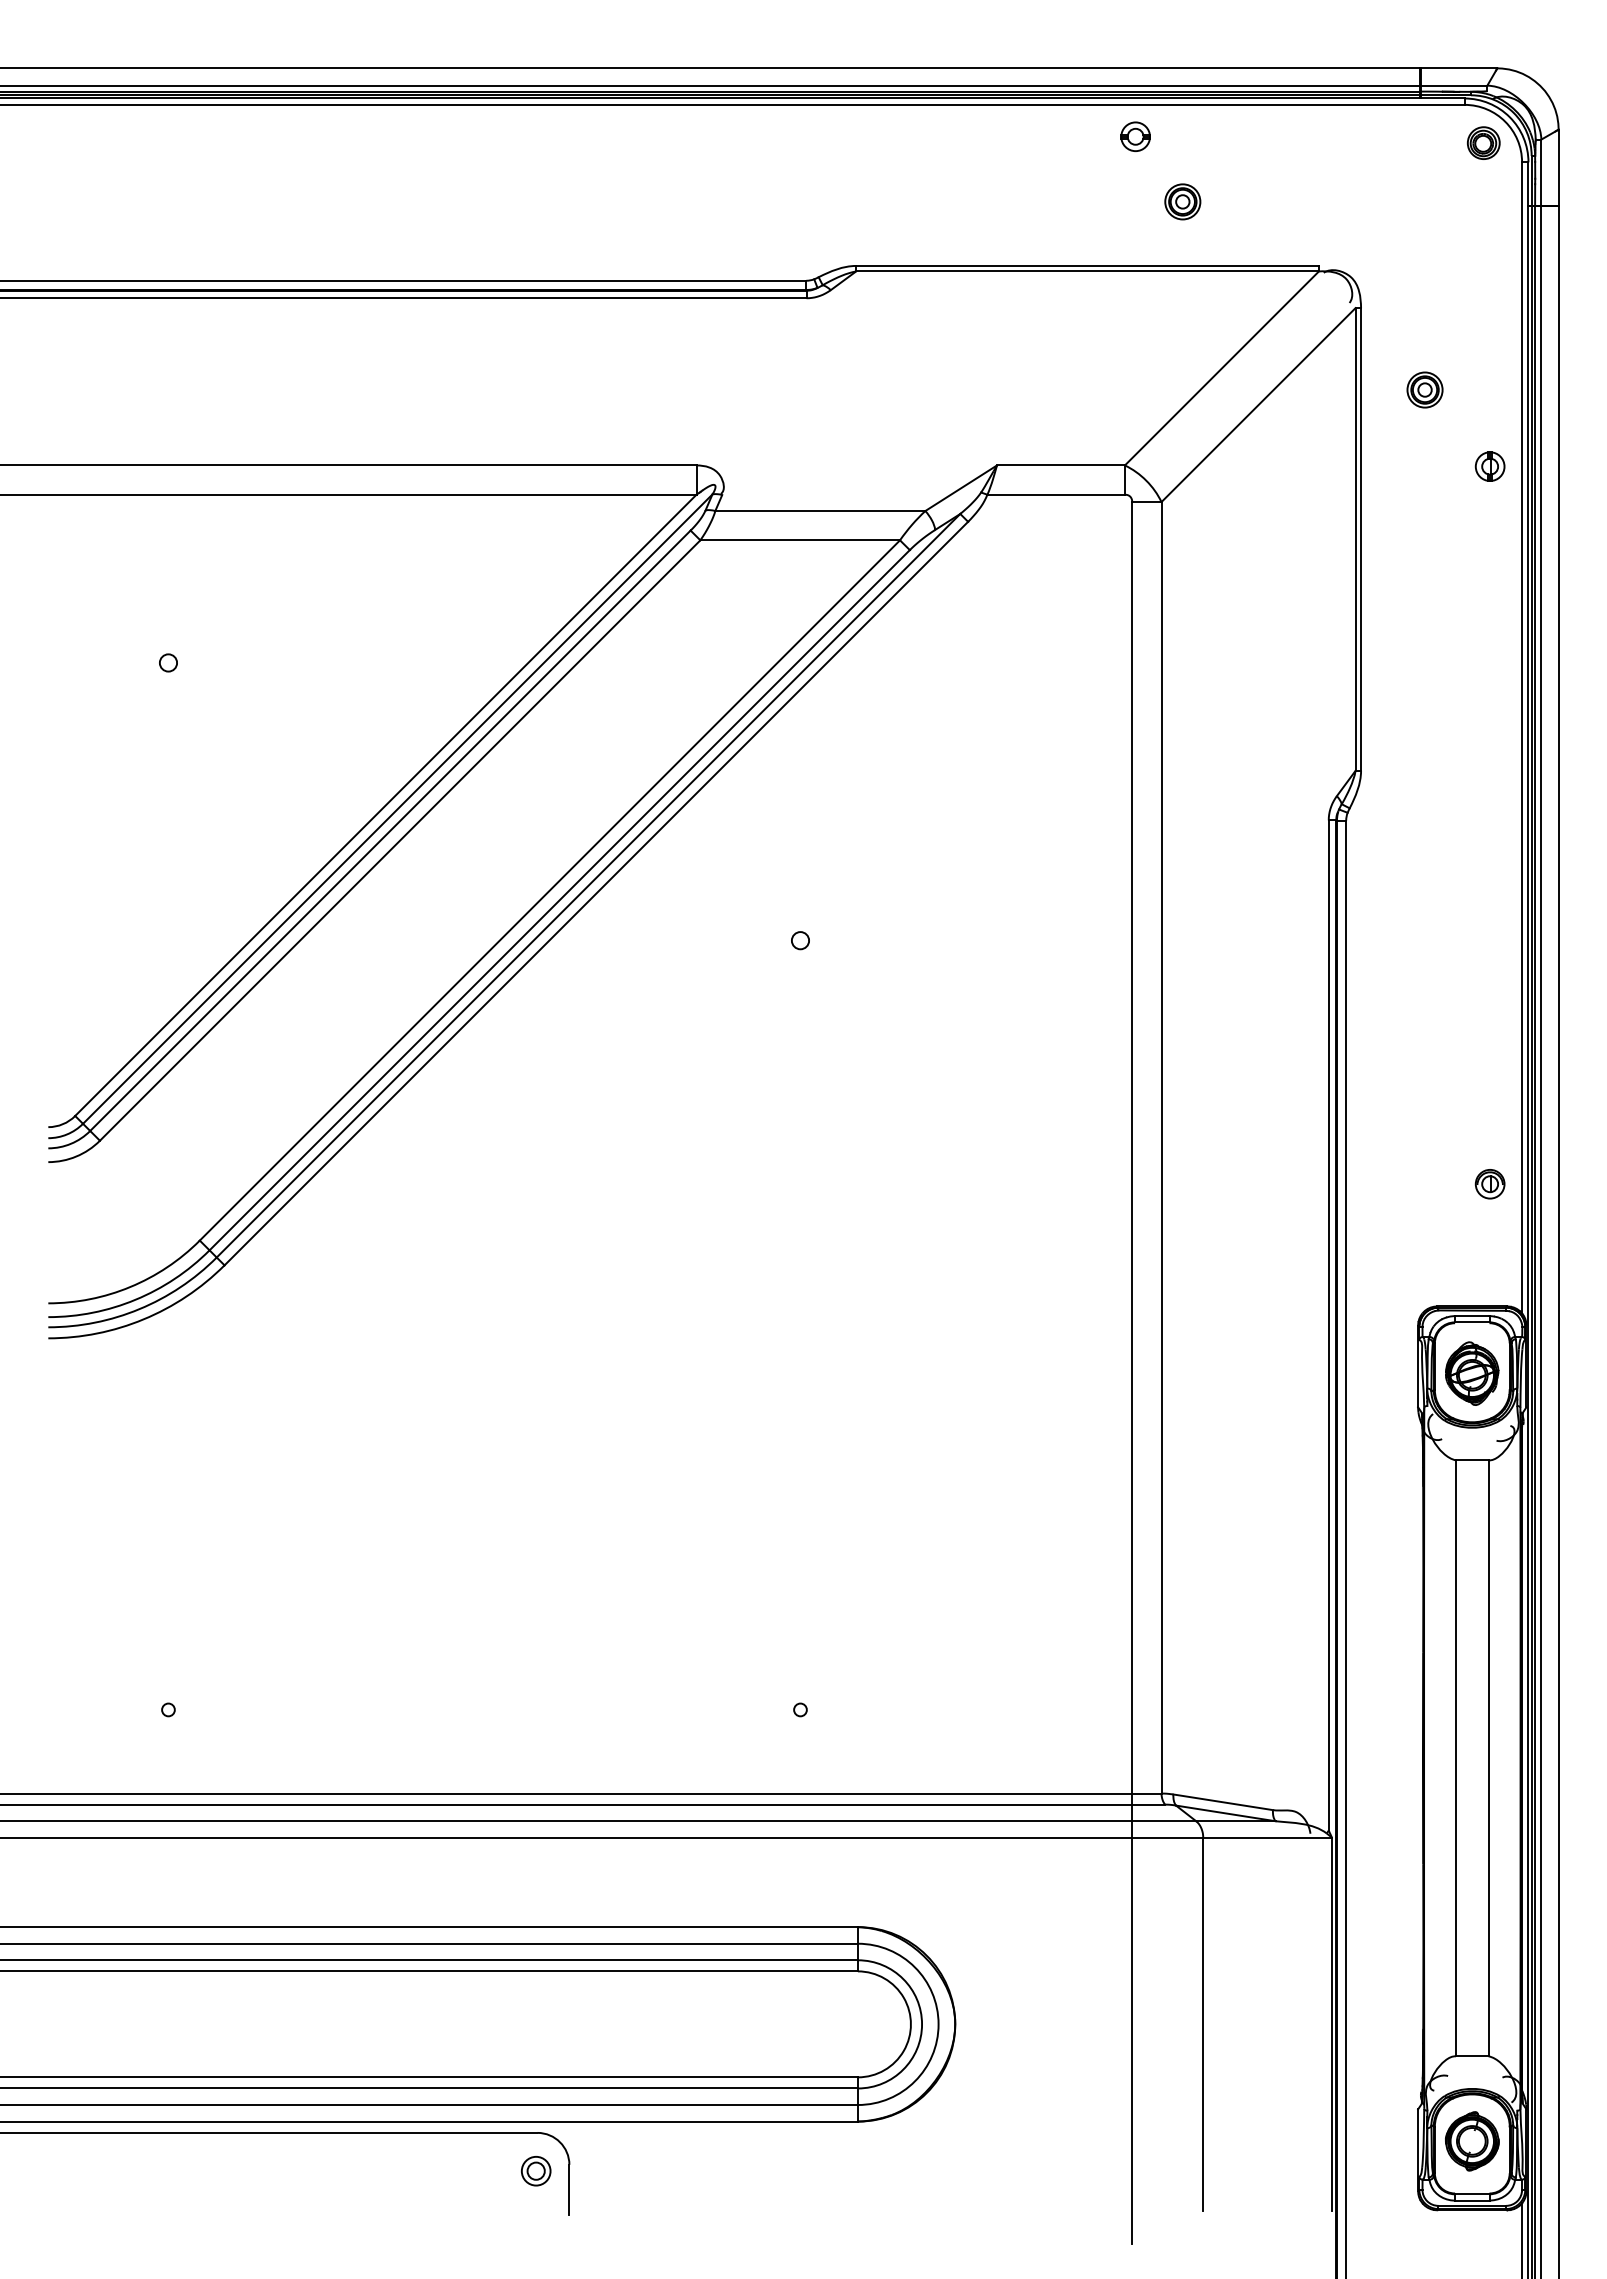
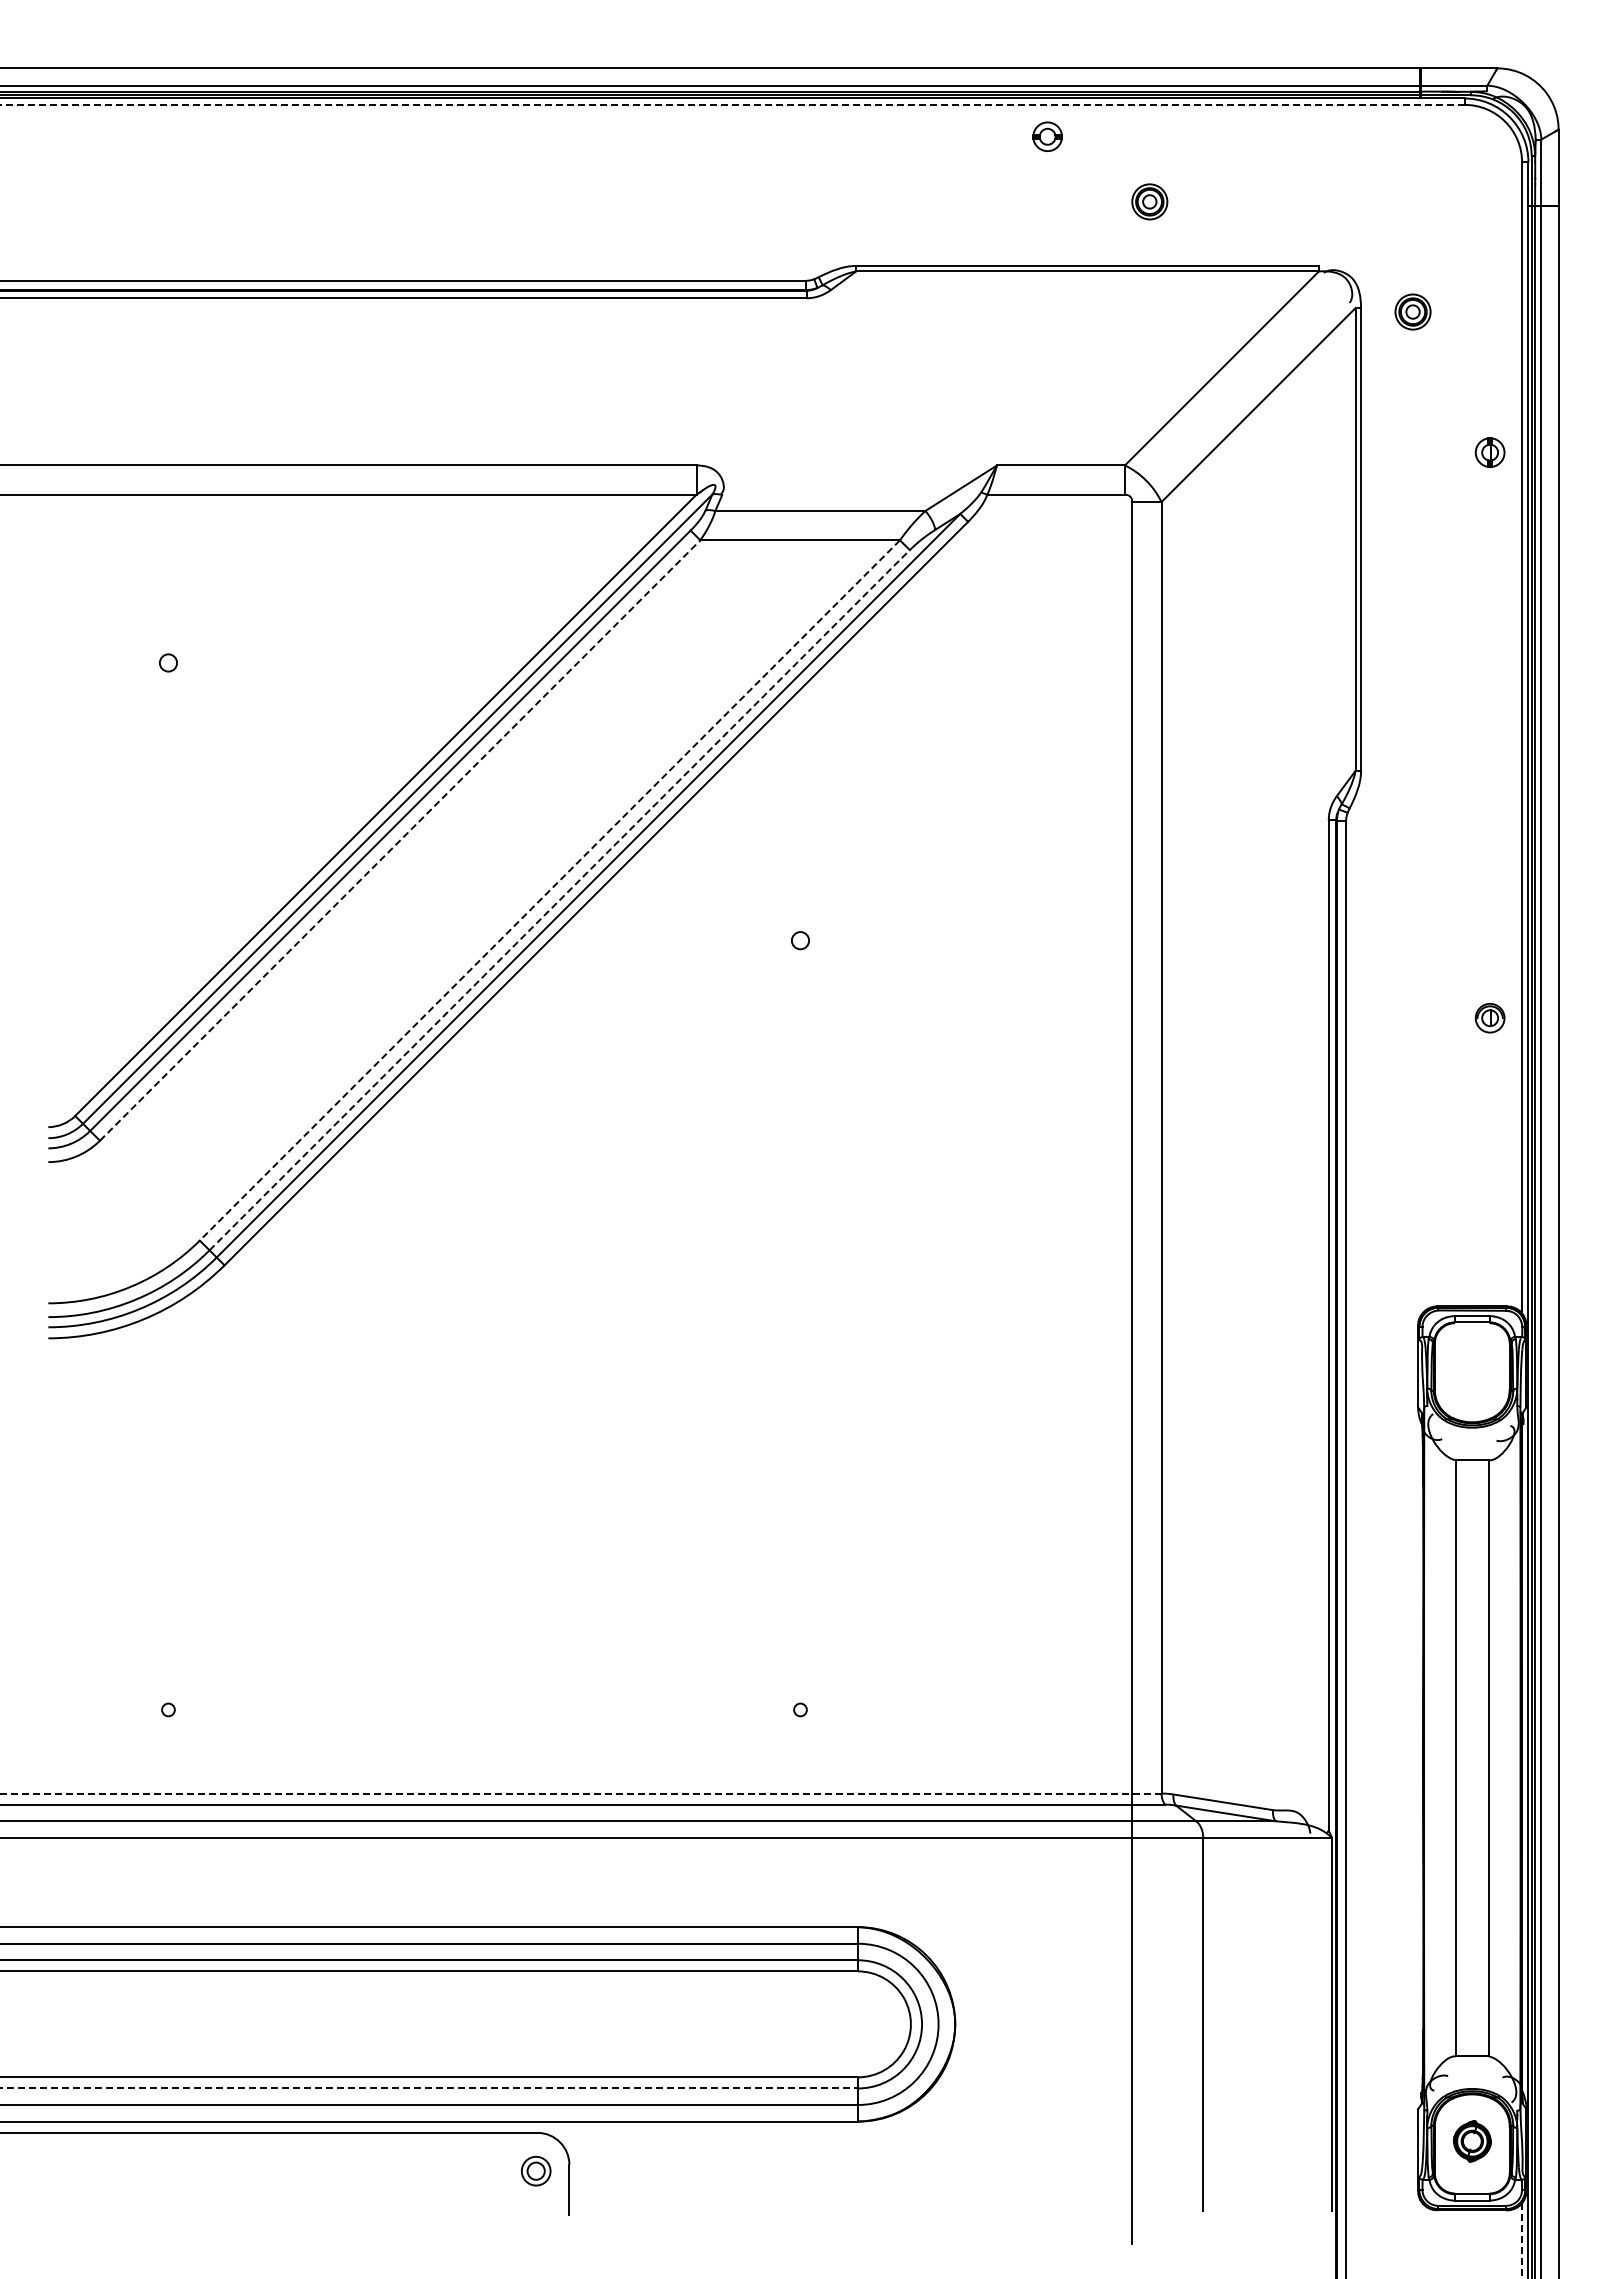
line: solid -> dashed (732, 104)
part position: (1135, 136) -> (1047, 136) (1047, 136)
part: present -> none (1483, 142)
part position: (1182, 201) -> (1149, 201) (1149, 201)
part position: (1424, 389) -> (1412, 311) (1412, 311)
part position: (1489, 466) -> (1489, 452) (1489, 452)
line: solid -> dashed (400, 840)
line: solid -> dashed (549, 890)
line: solid -> dashed (560, 899)
part position: (1489, 1184) -> (1489, 1018) (1489, 1018)
part: present -> none (1472, 1373)
line: solid -> dashed (580, 1793)
line: solid -> dashed (429, 2088)
part size: 55x61 px -> 39x43 px (1472, 2141)
line: solid -> dashed (1522, 2241)
